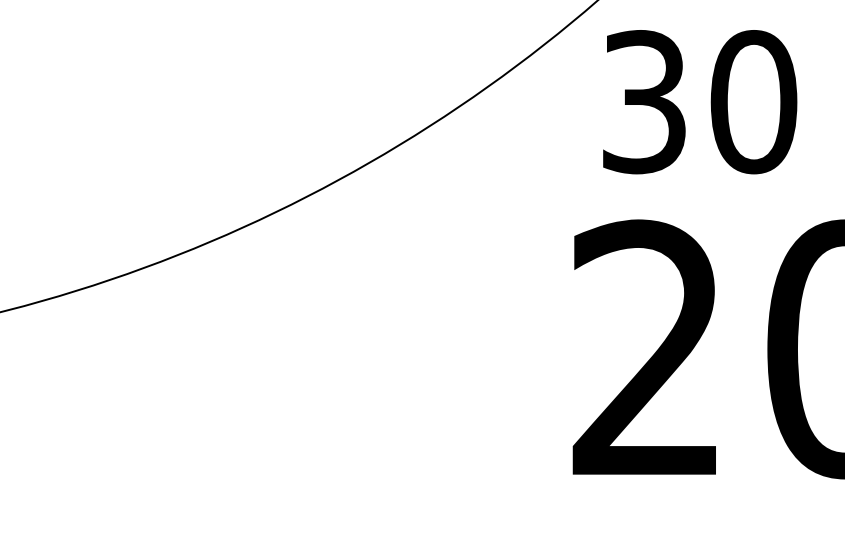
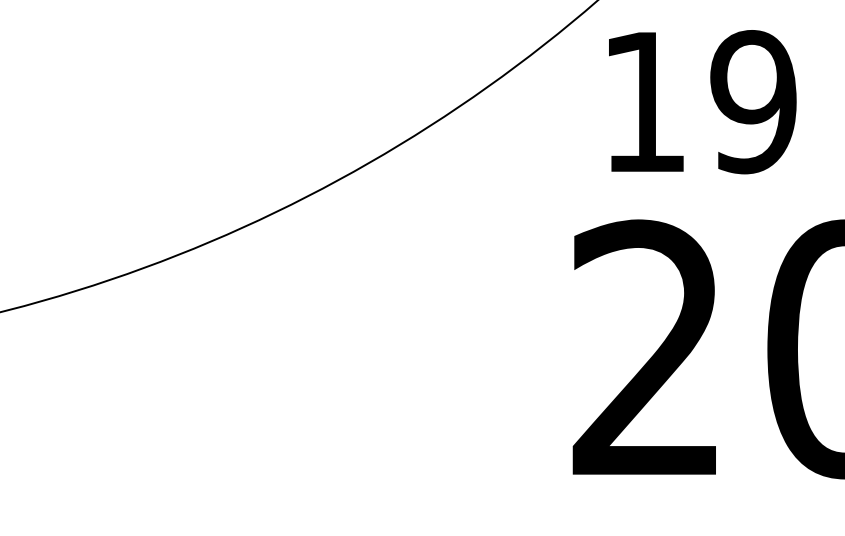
text: 30 -> 19 (700, 102)
